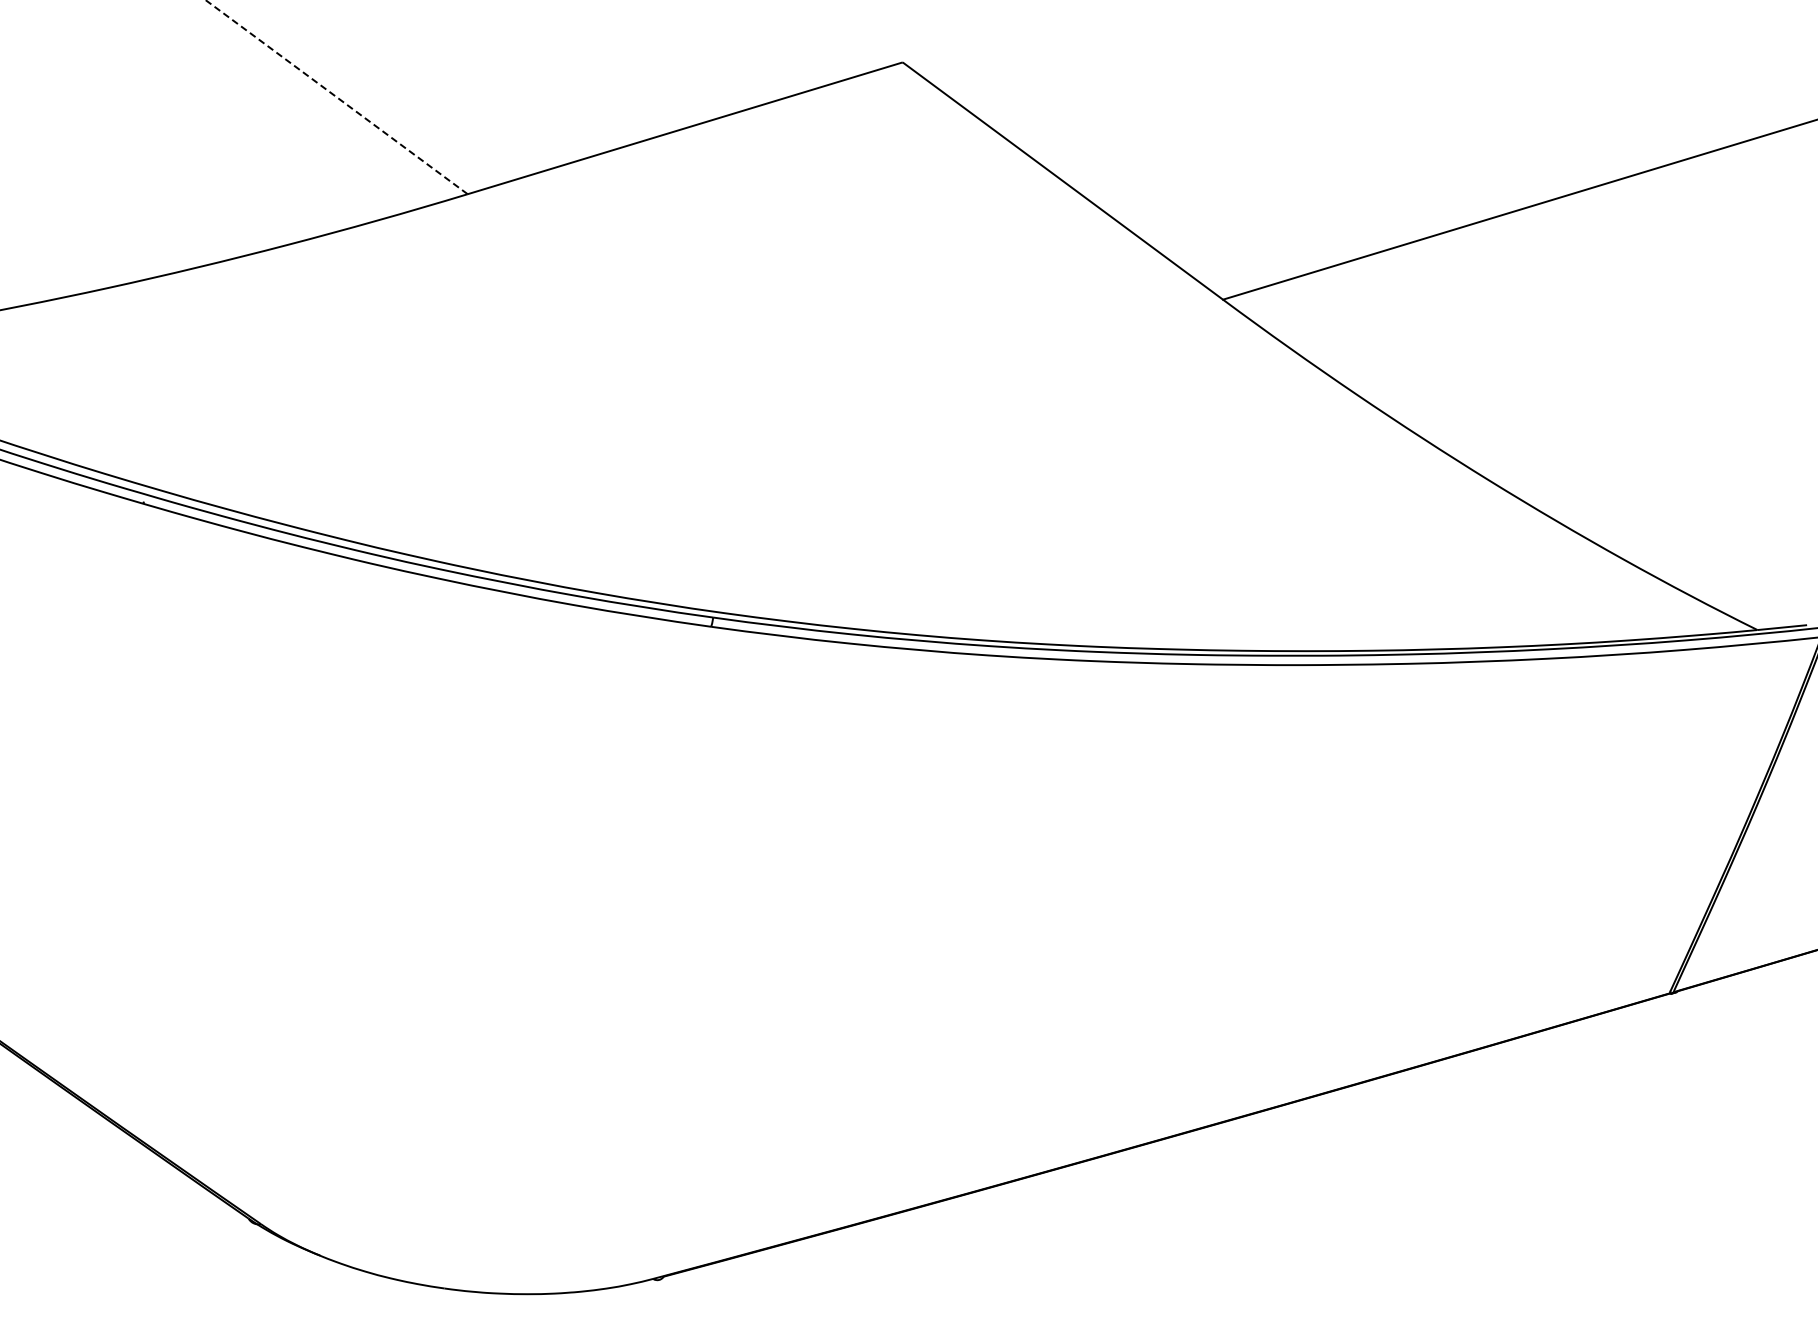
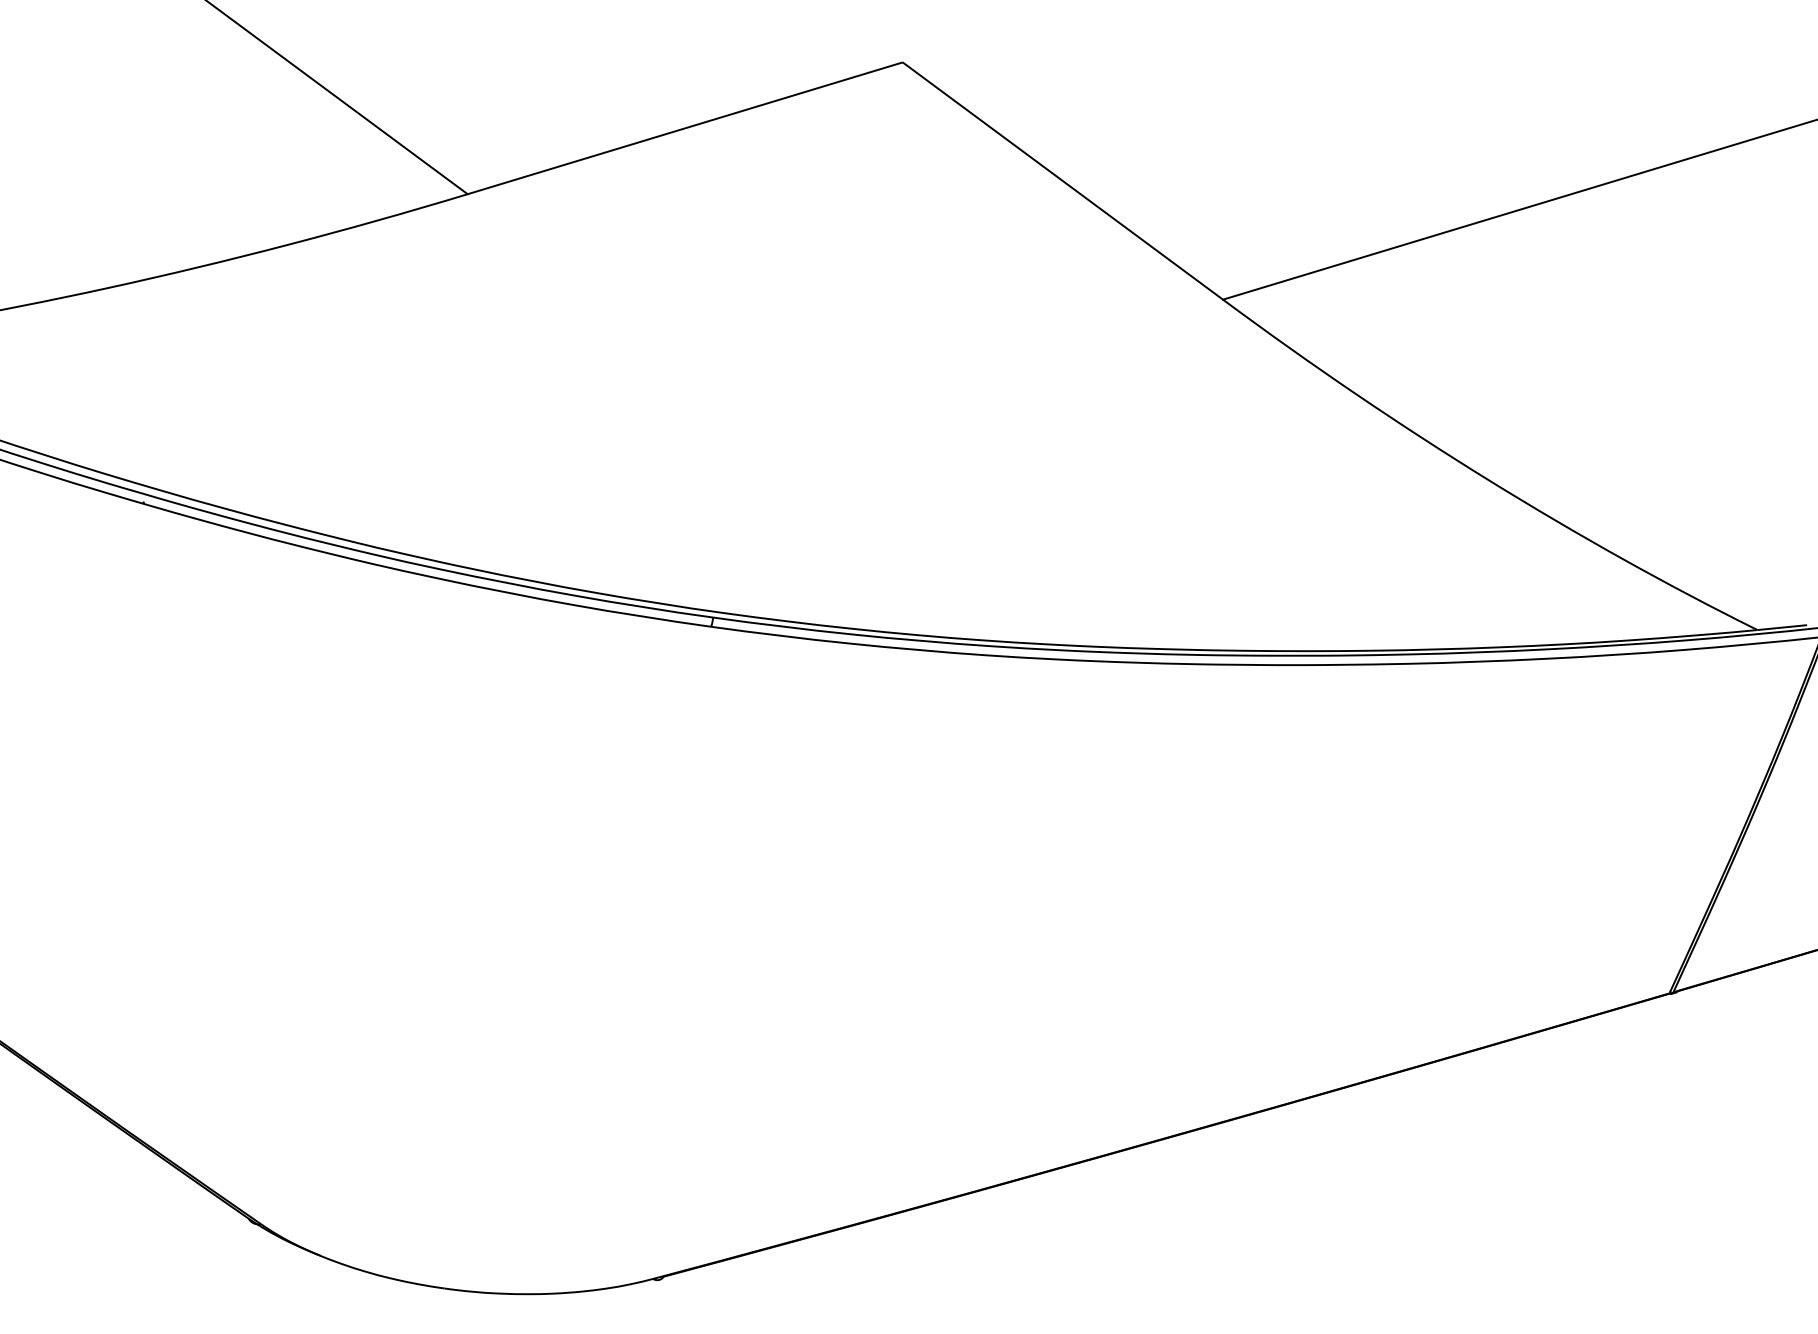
line: dashed -> solid (336, 97)
